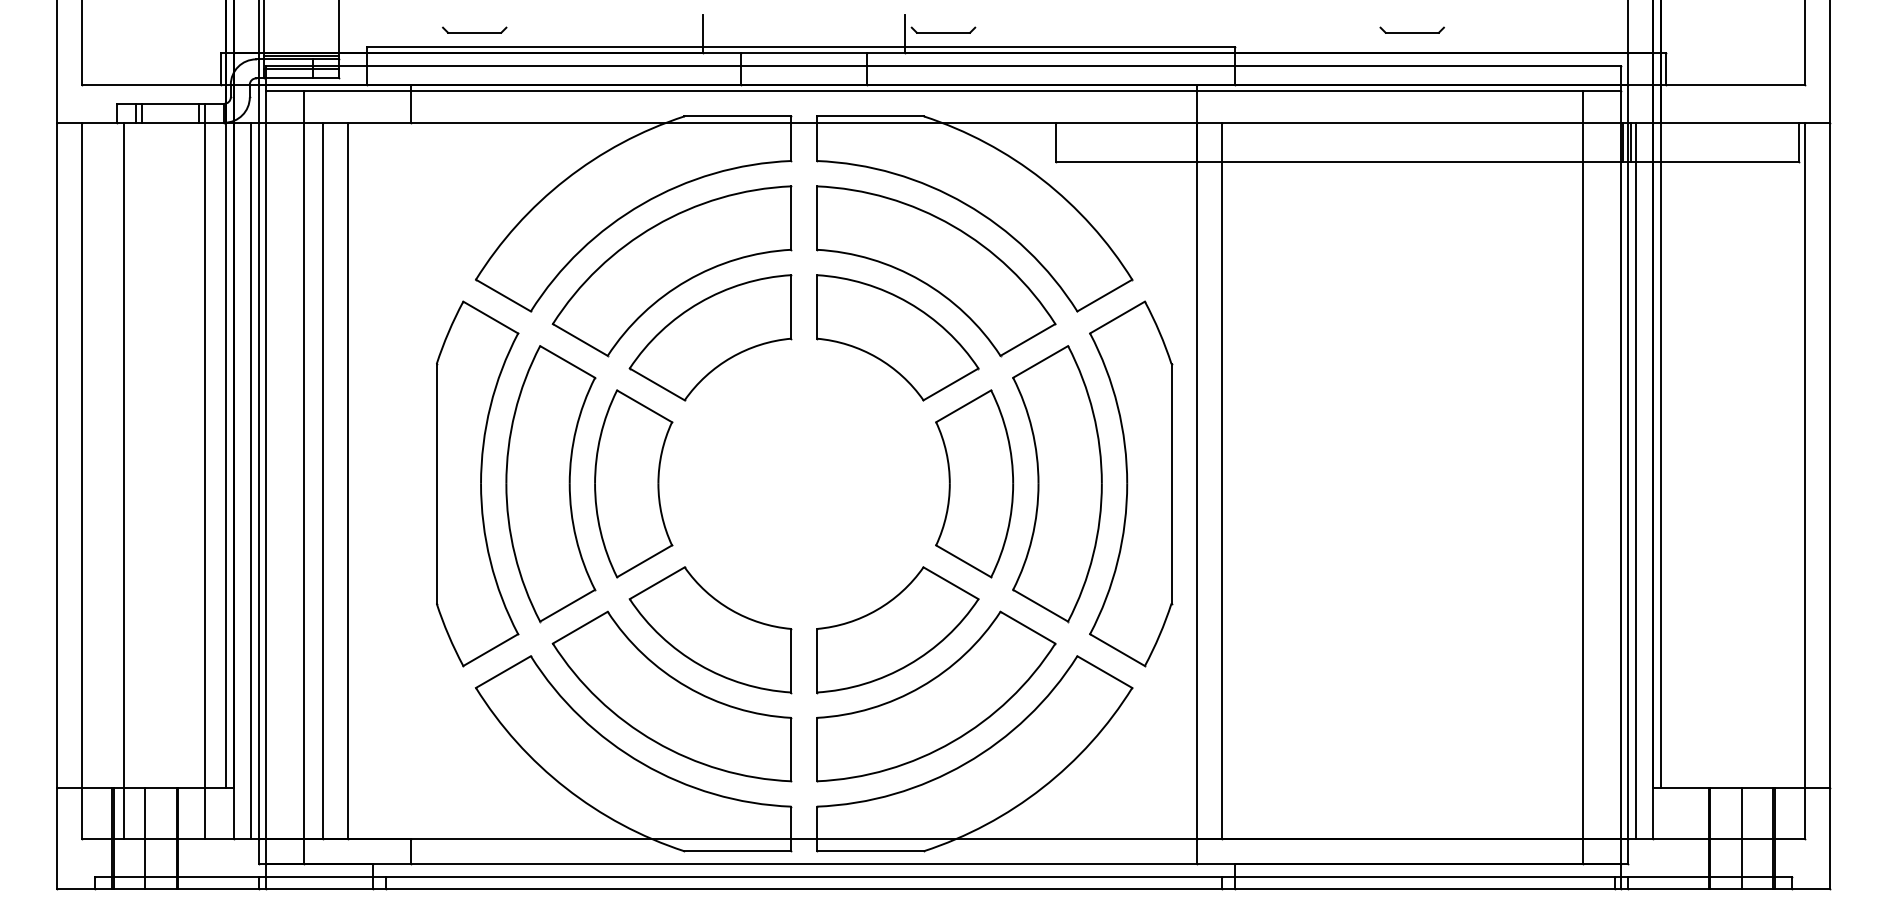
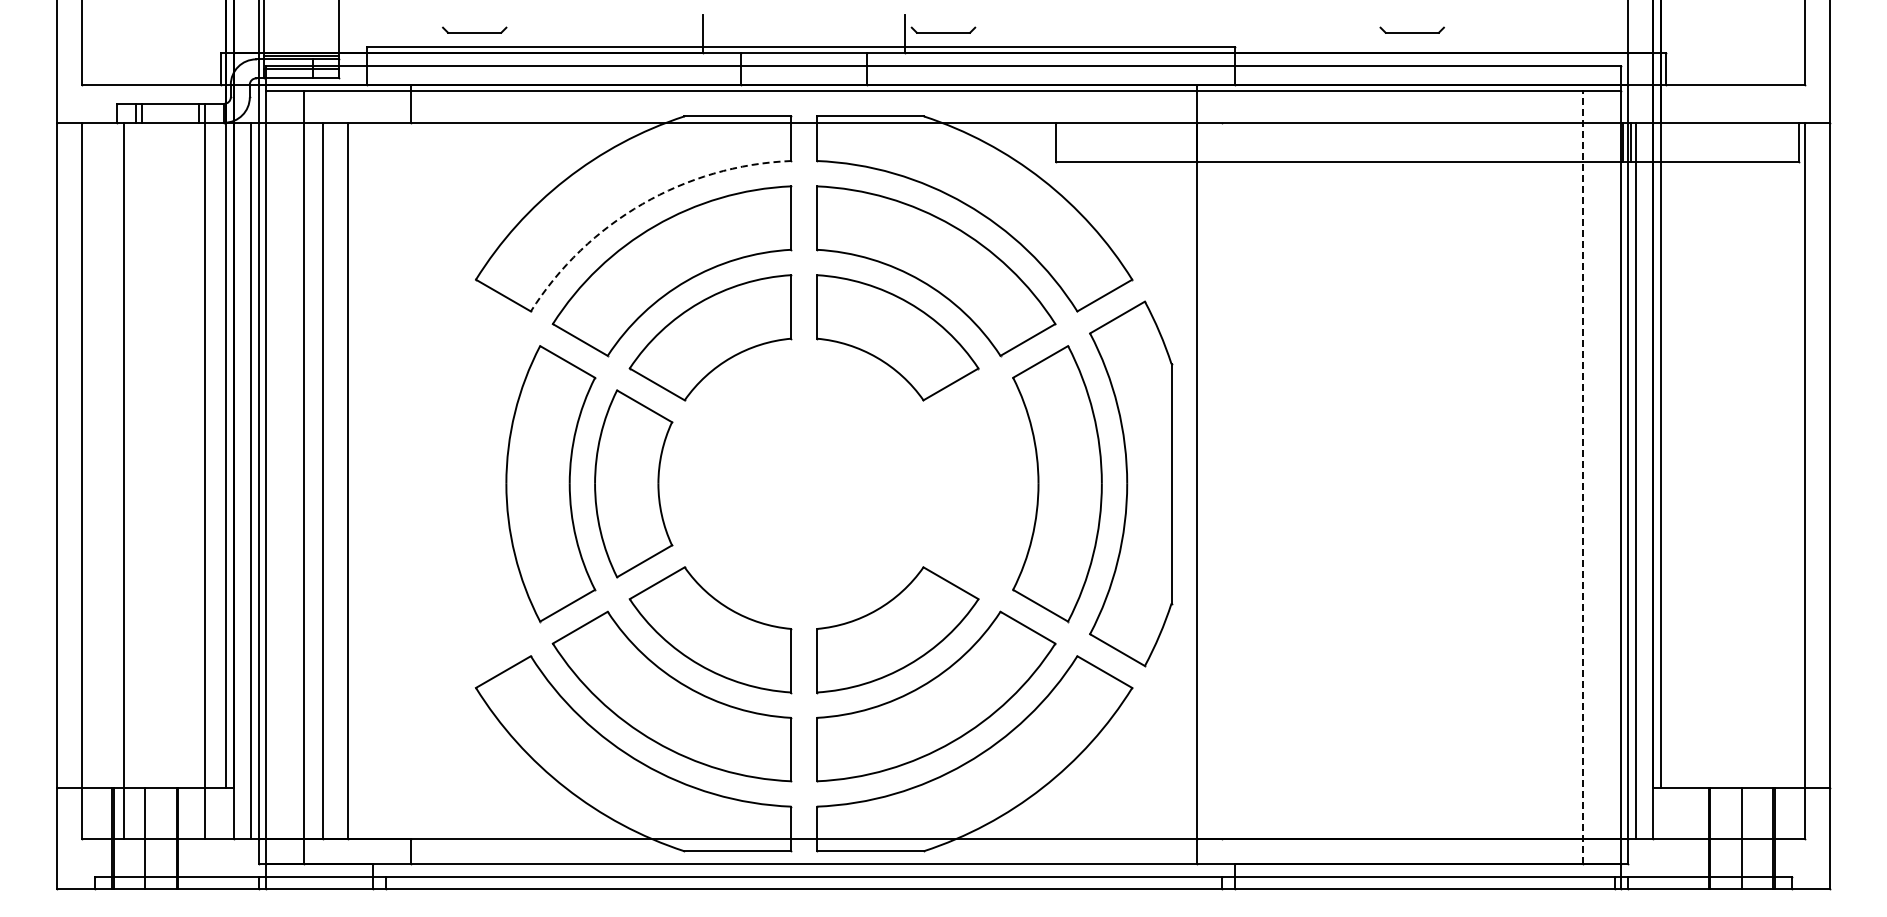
arc: solid -> dashed (642, 204)
line: solid -> dashed (1583, 477)
line: present -> none (1222, 480)
part: present -> none (477, 483)
part: present -> none (974, 483)
